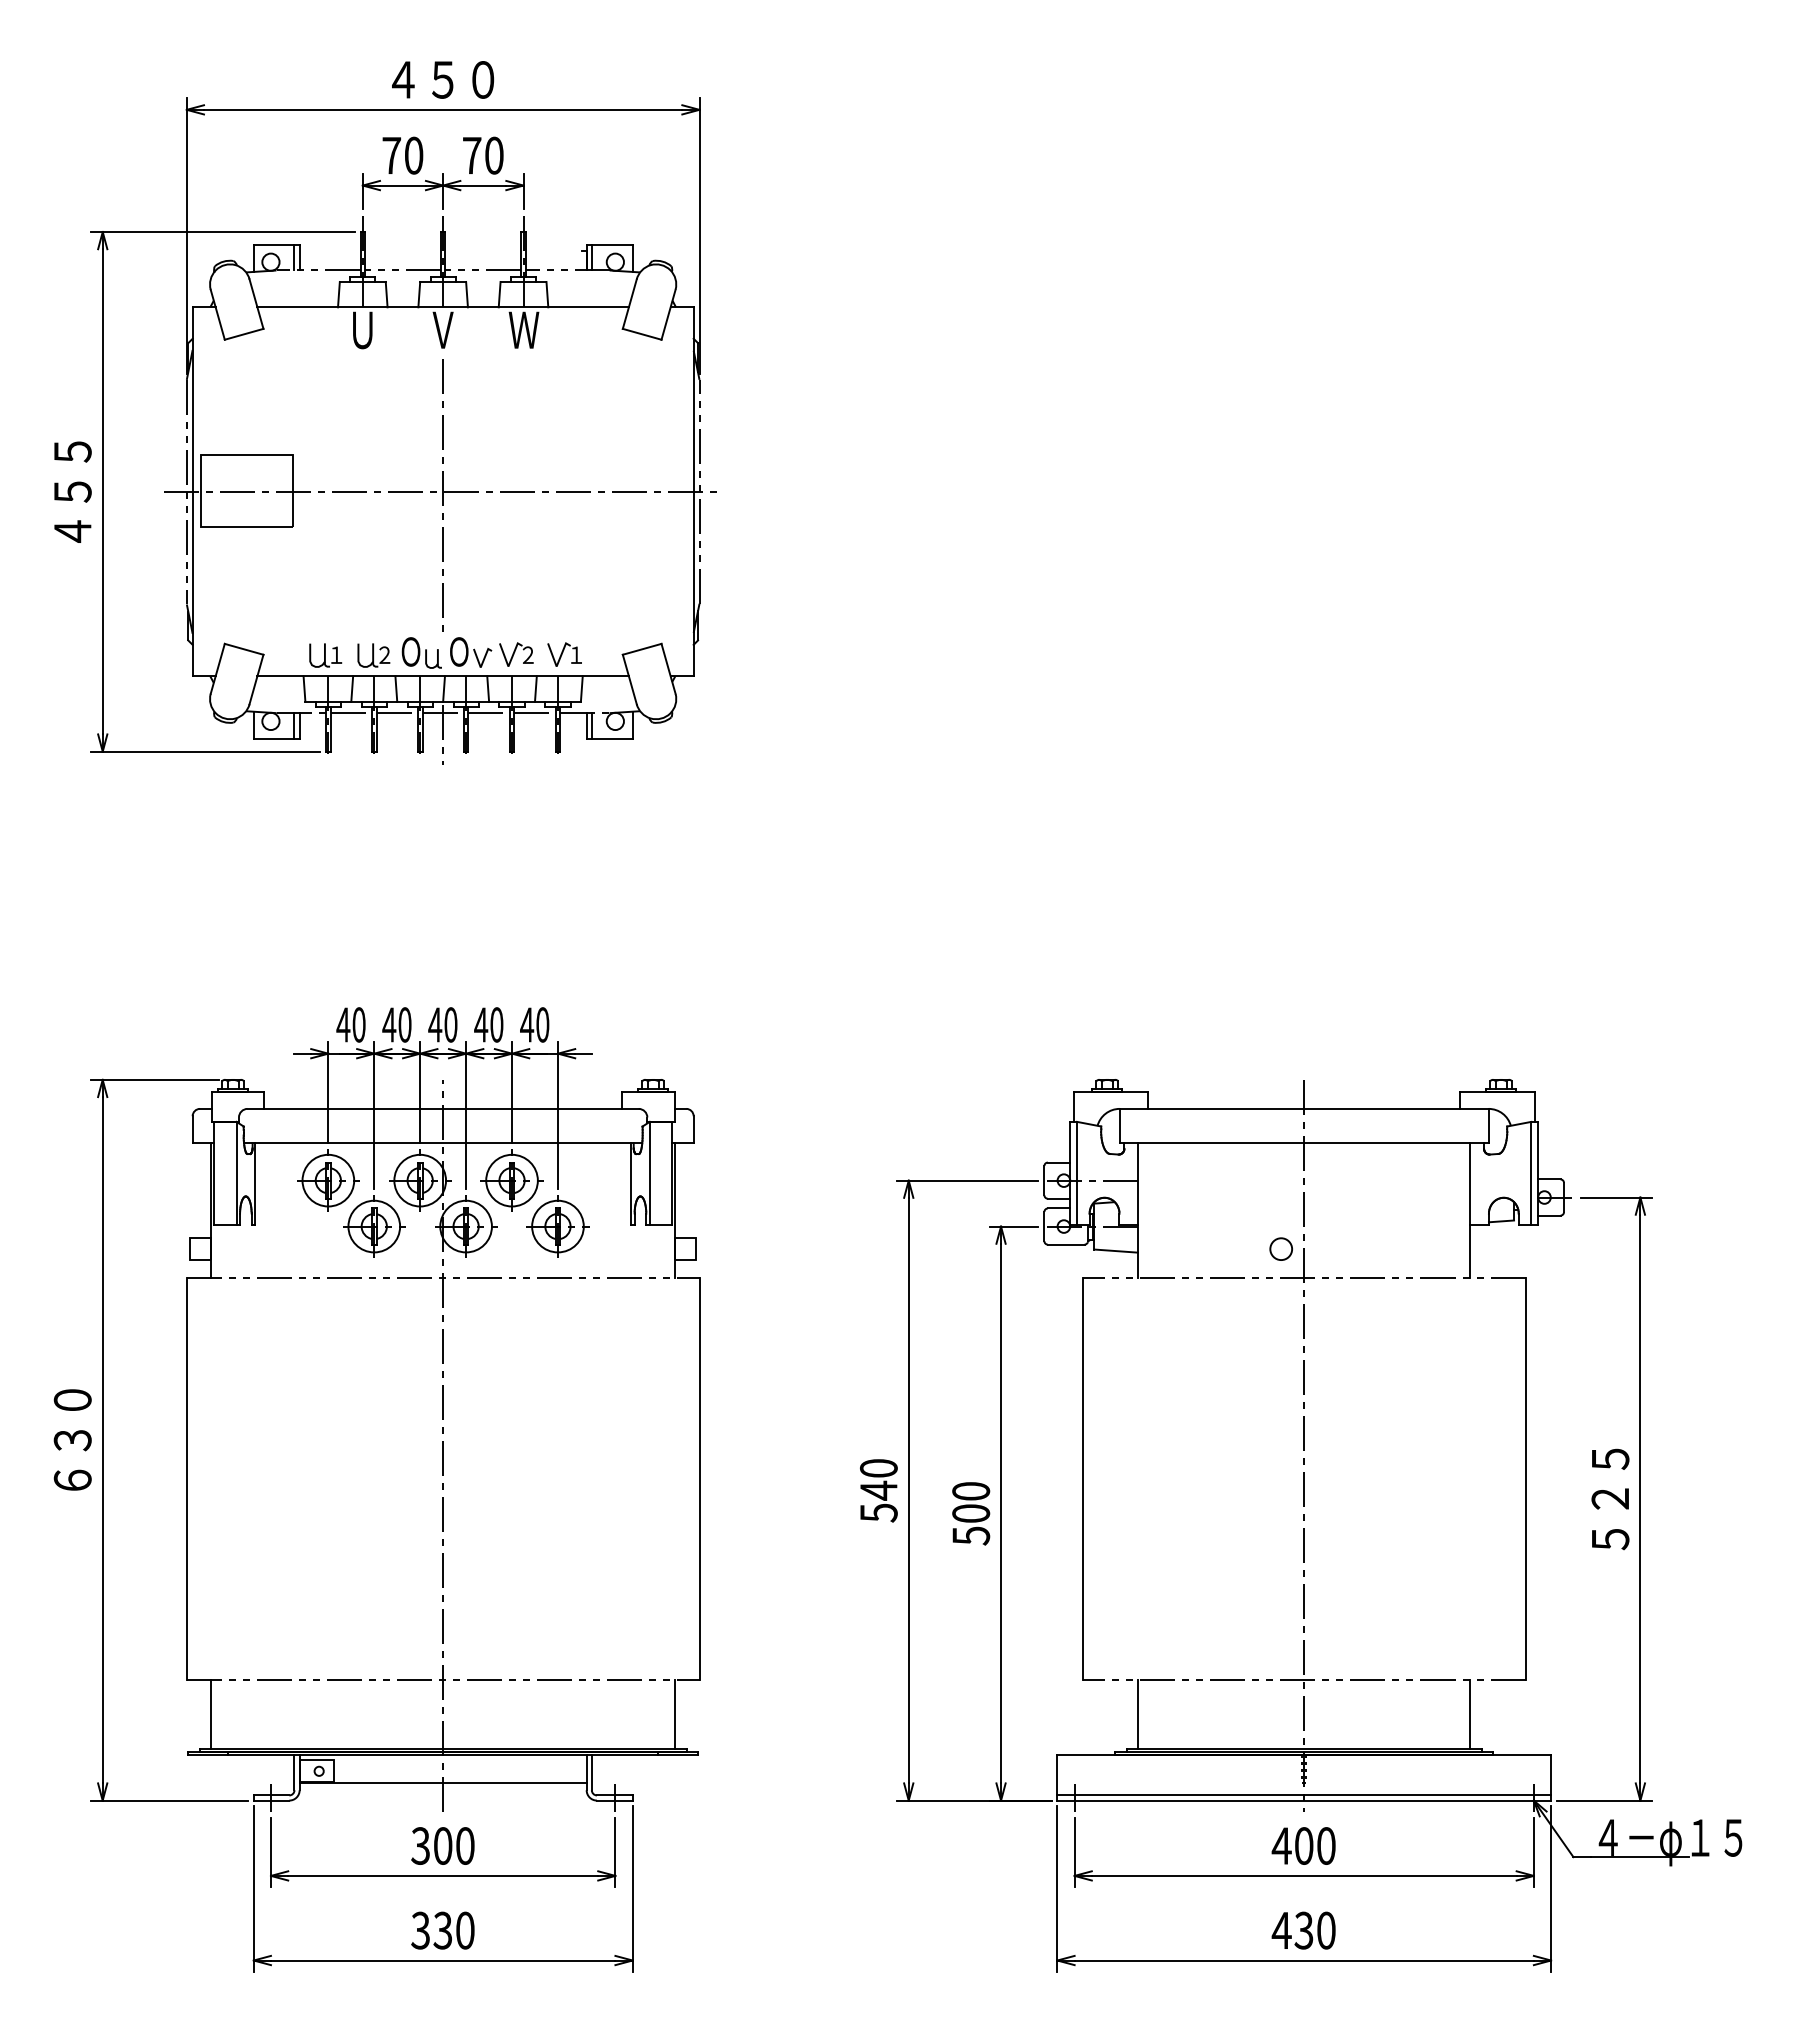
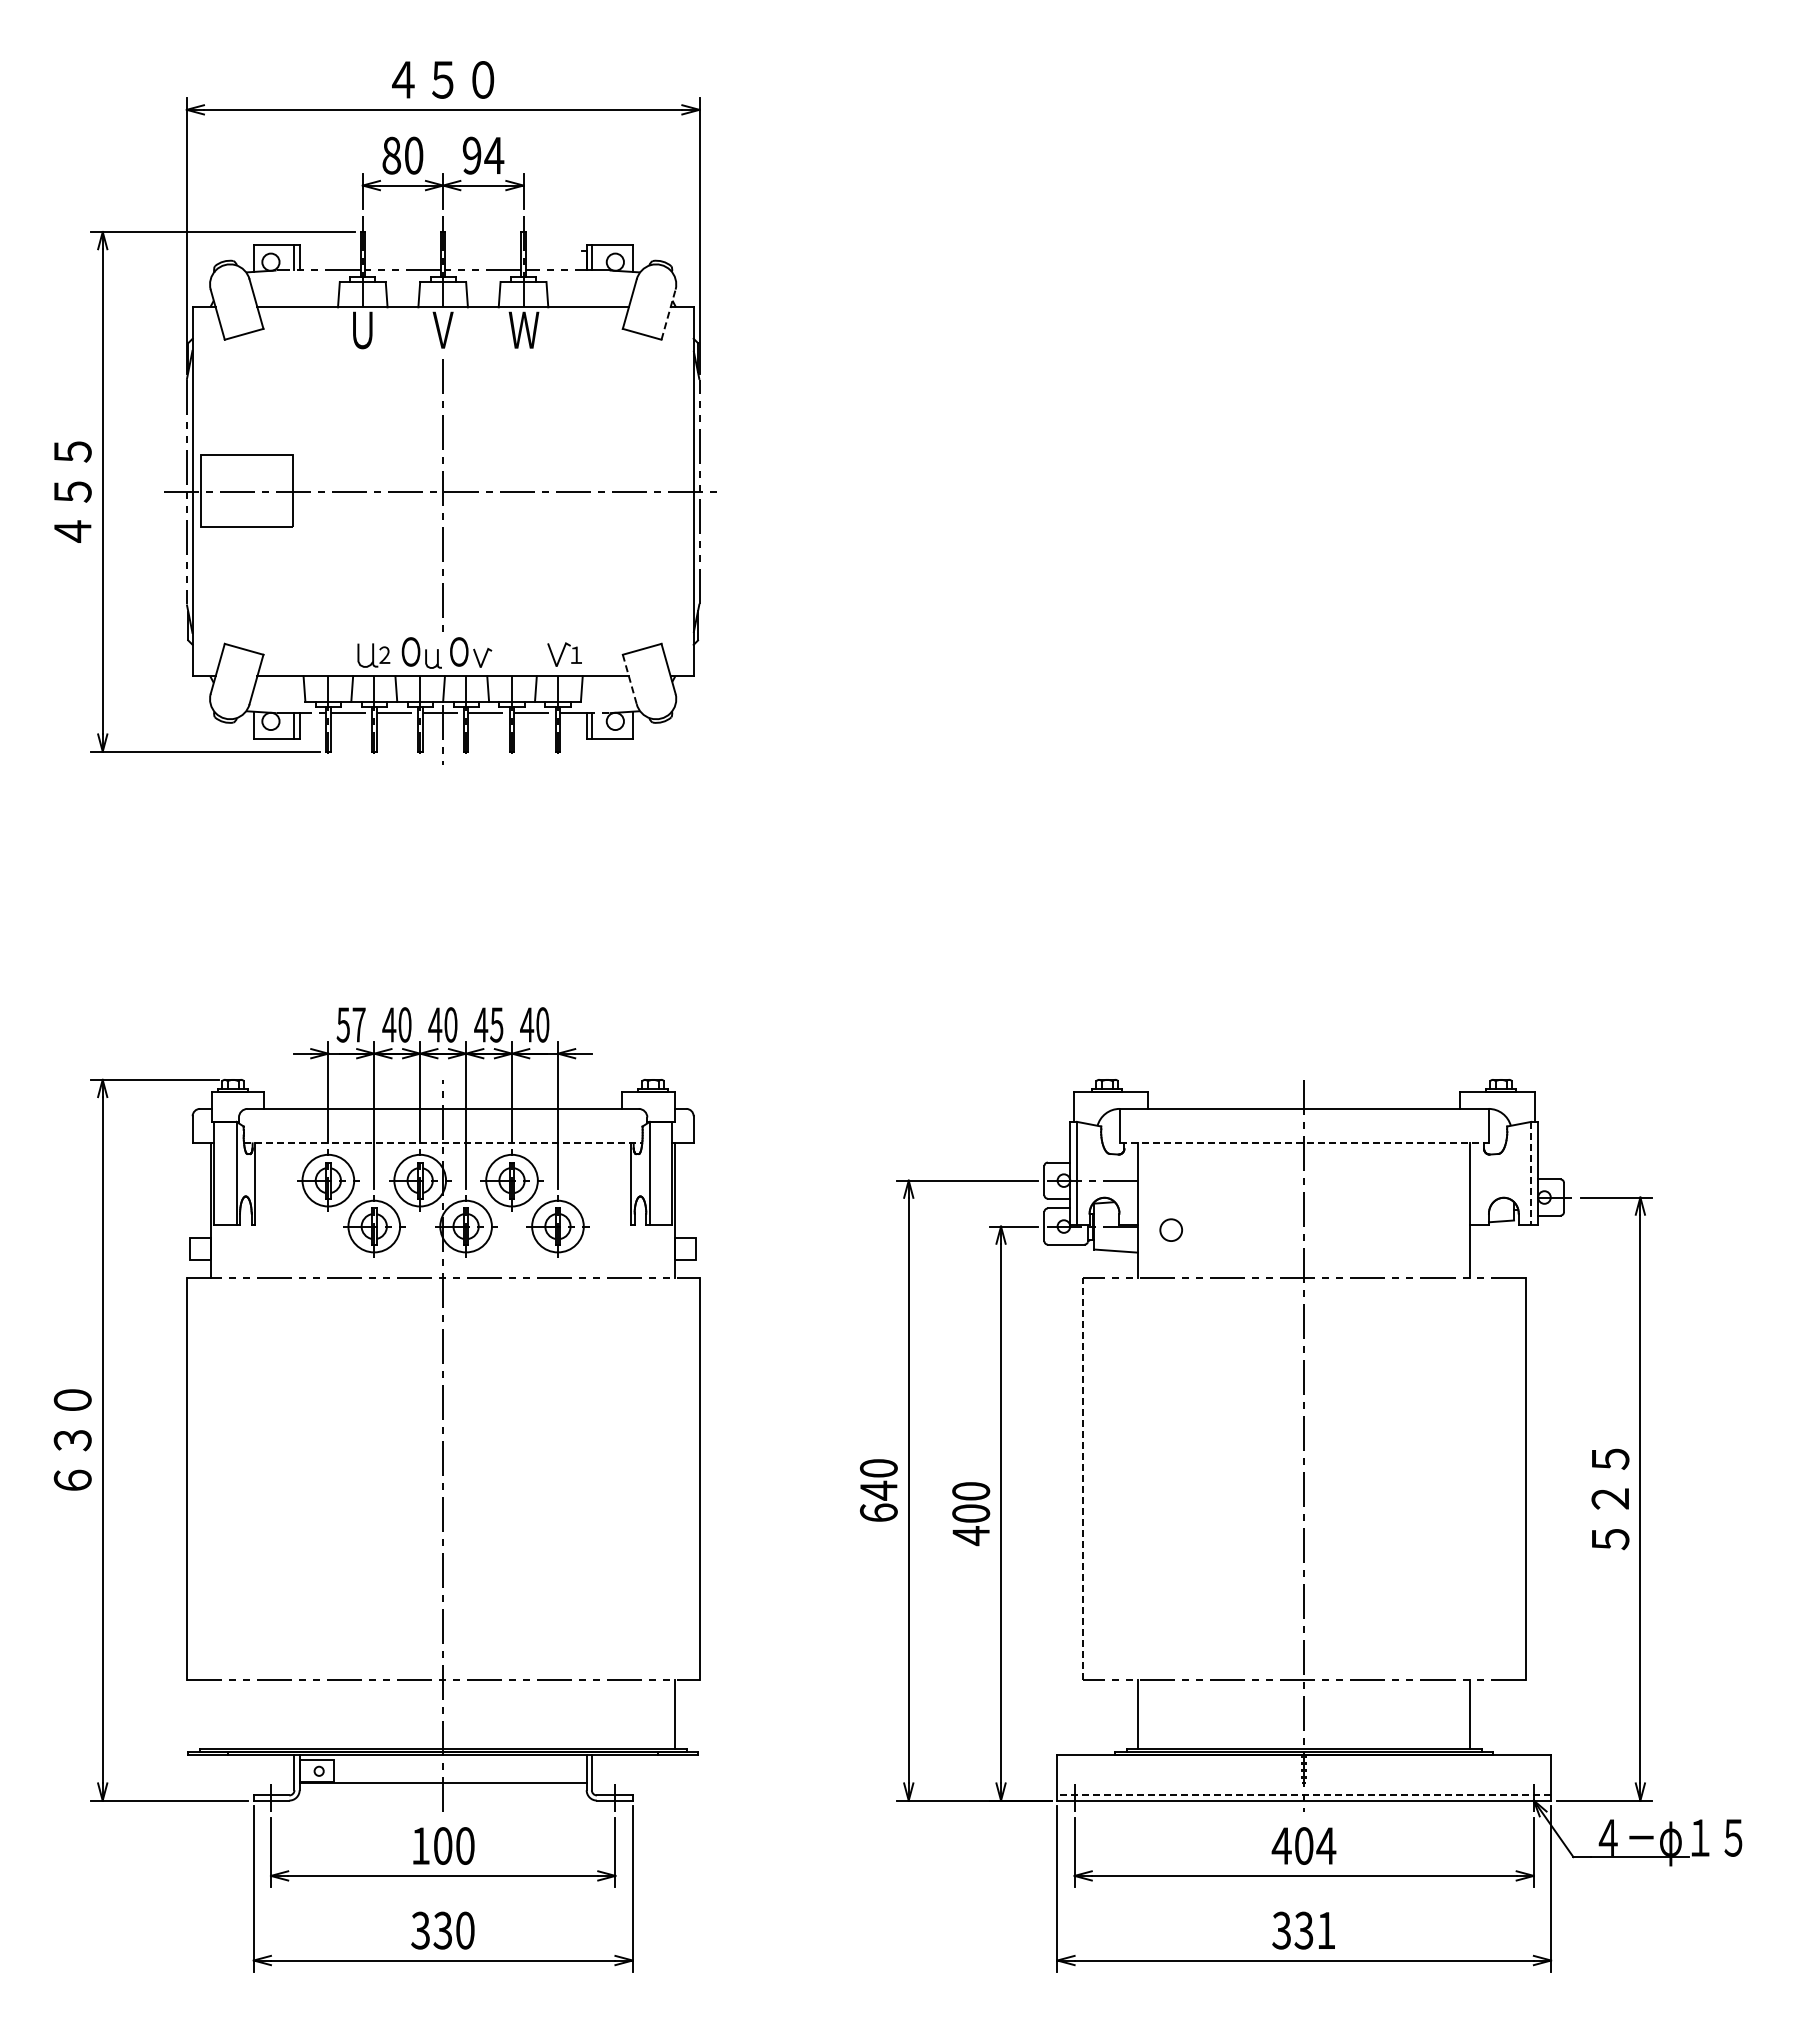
text: 70 -> 80 (391, 155)
text: 70 -> 94 (483, 155)
line: solid -> dashed (668, 314)
part: present -> none (516, 654)
part: present -> none (325, 655)
line: solid -> dashed (629, 679)
text: 40 -> 57 (350, 1024)
text: 40 -> 45 (496, 1024)
line: solid -> dashed (443, 1143)
line: solid -> dashed (1304, 1143)
line: solid -> dashed (1531, 1173)
circle position: (1280, 1248) -> (1170, 1229) (1170, 1229)
line: solid -> dashed (1082, 1478)
text: 540 -> 640 (878, 1512)
text: 500 -> 400 (971, 1536)
line: present -> none (210, 1714)
line: solid -> dashed (1304, 1795)
text: 300 -> 100 (420, 1845)
text: 400 -> 404 (1326, 1845)
text: 430 -> 331 (1303, 1930)
